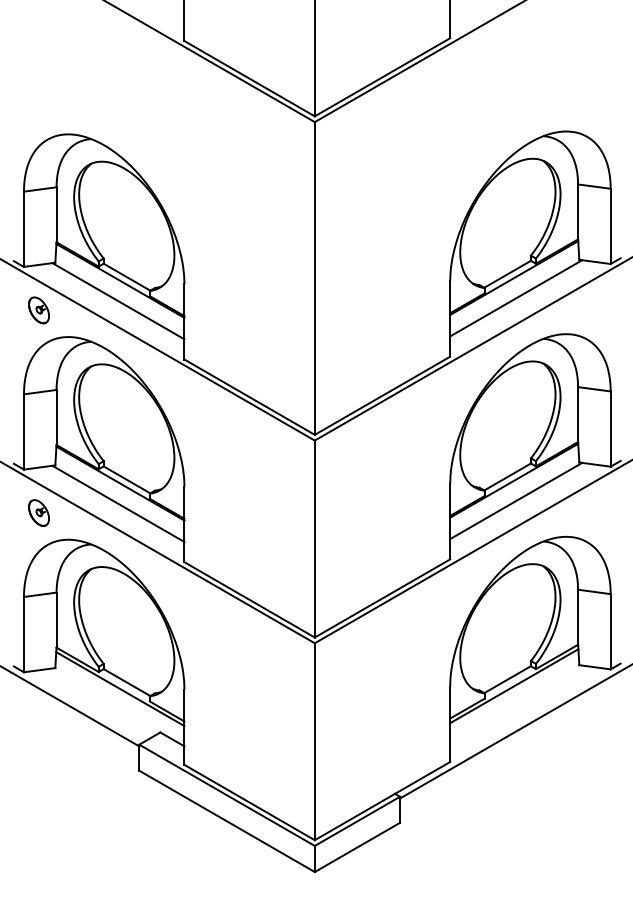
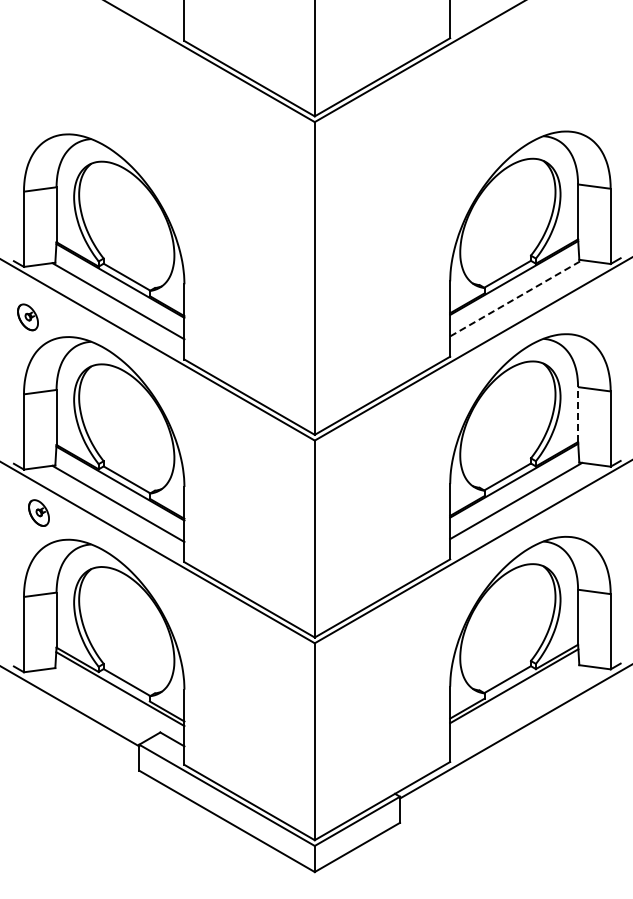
line: solid -> dashed (516, 298)
part position: (38, 310) -> (27, 317) (27, 317)
line: solid -> dashed (578, 414)
